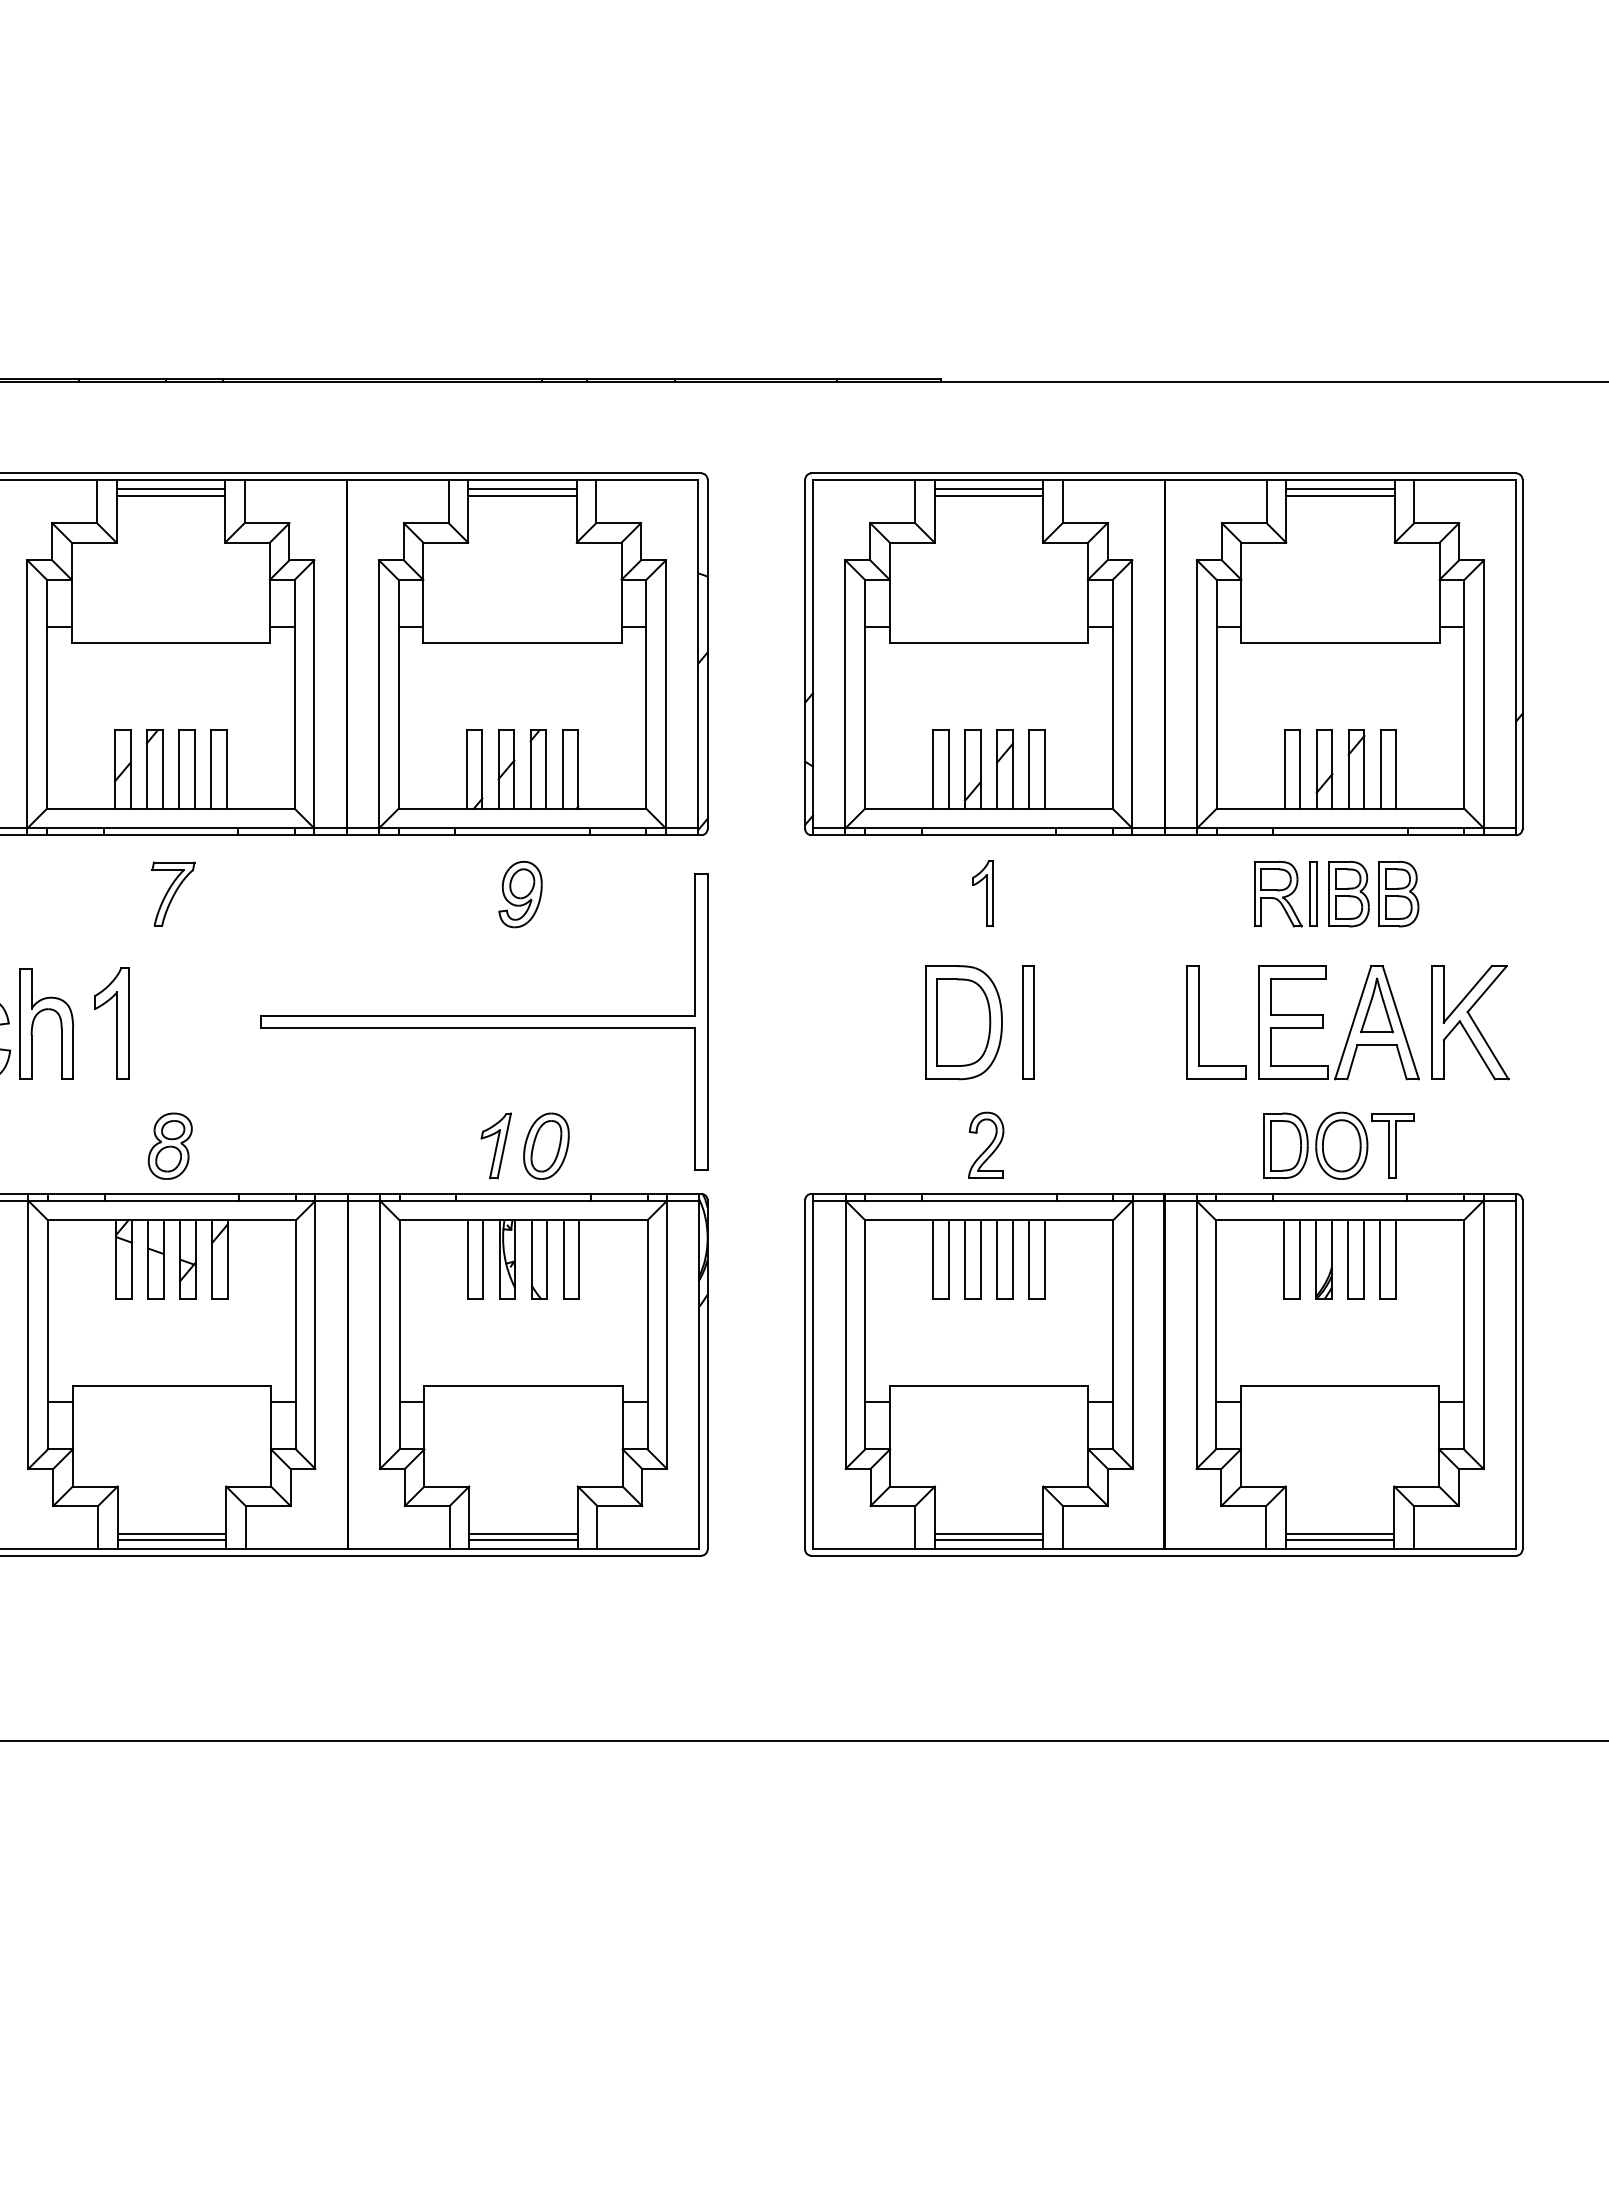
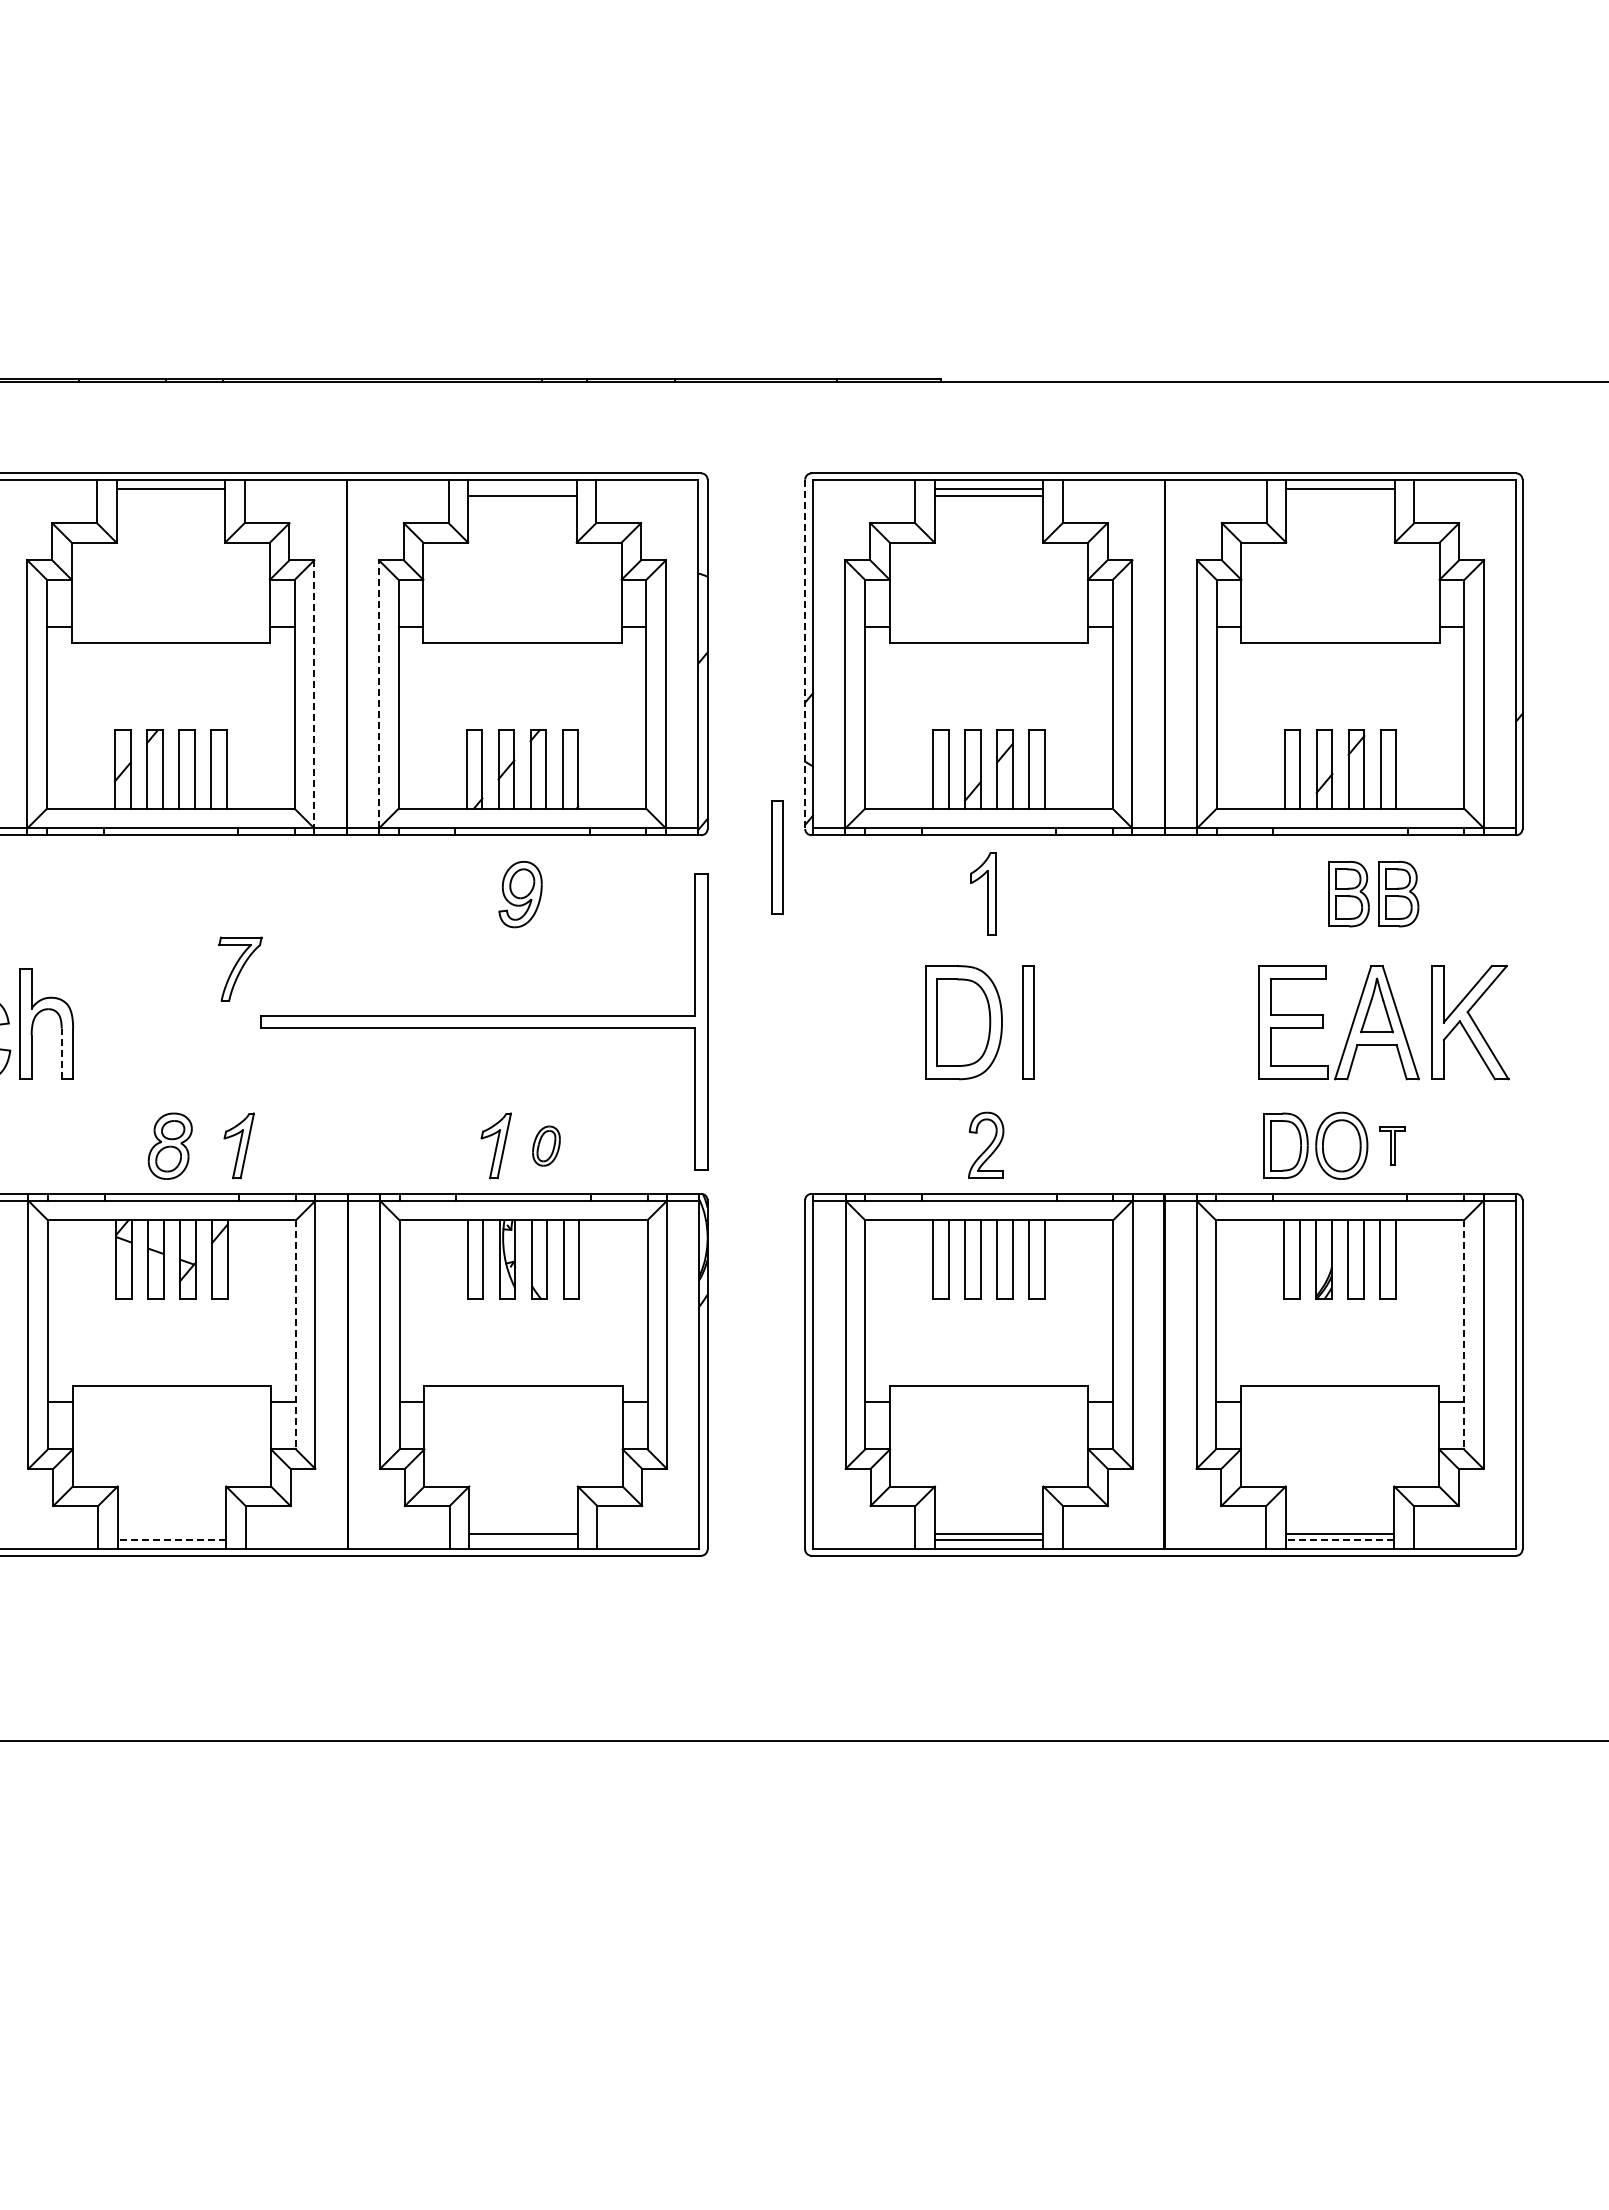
line: present -> none (522, 488)
line: present -> none (170, 495)
line: present -> none (1340, 495)
line: solid -> dashed (805, 654)
line: solid -> dashed (378, 693)
line: solid -> dashed (314, 694)
part: none -> present (777, 857)
part position: (173, 893) -> (240, 968) (240, 968)
part size: 22x67 px -> 27x84 px (983, 893)
part: present -> none (1285, 894)
part: present -> none (1199, 1022)
part: present -> none (111, 1023)
line: solid -> dashed (61, 1053)
part: none -> present (238, 1145)
part size: 47x68 px -> 29x42 px (546, 1145)
part size: 44x66 px -> 27x40 px (1392, 1145)
line: solid -> dashed (295, 1334)
line: solid -> dashed (1463, 1334)
line: present -> none (171, 1533)
line: solid -> dashed (171, 1540)
line: present -> none (523, 1540)
line: solid -> dashed (1339, 1540)
